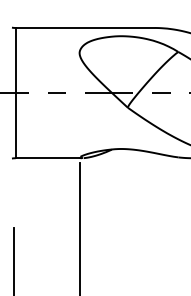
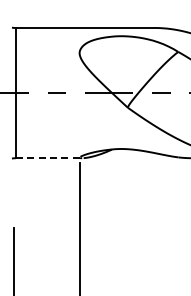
line: solid -> dashed (49, 158)
